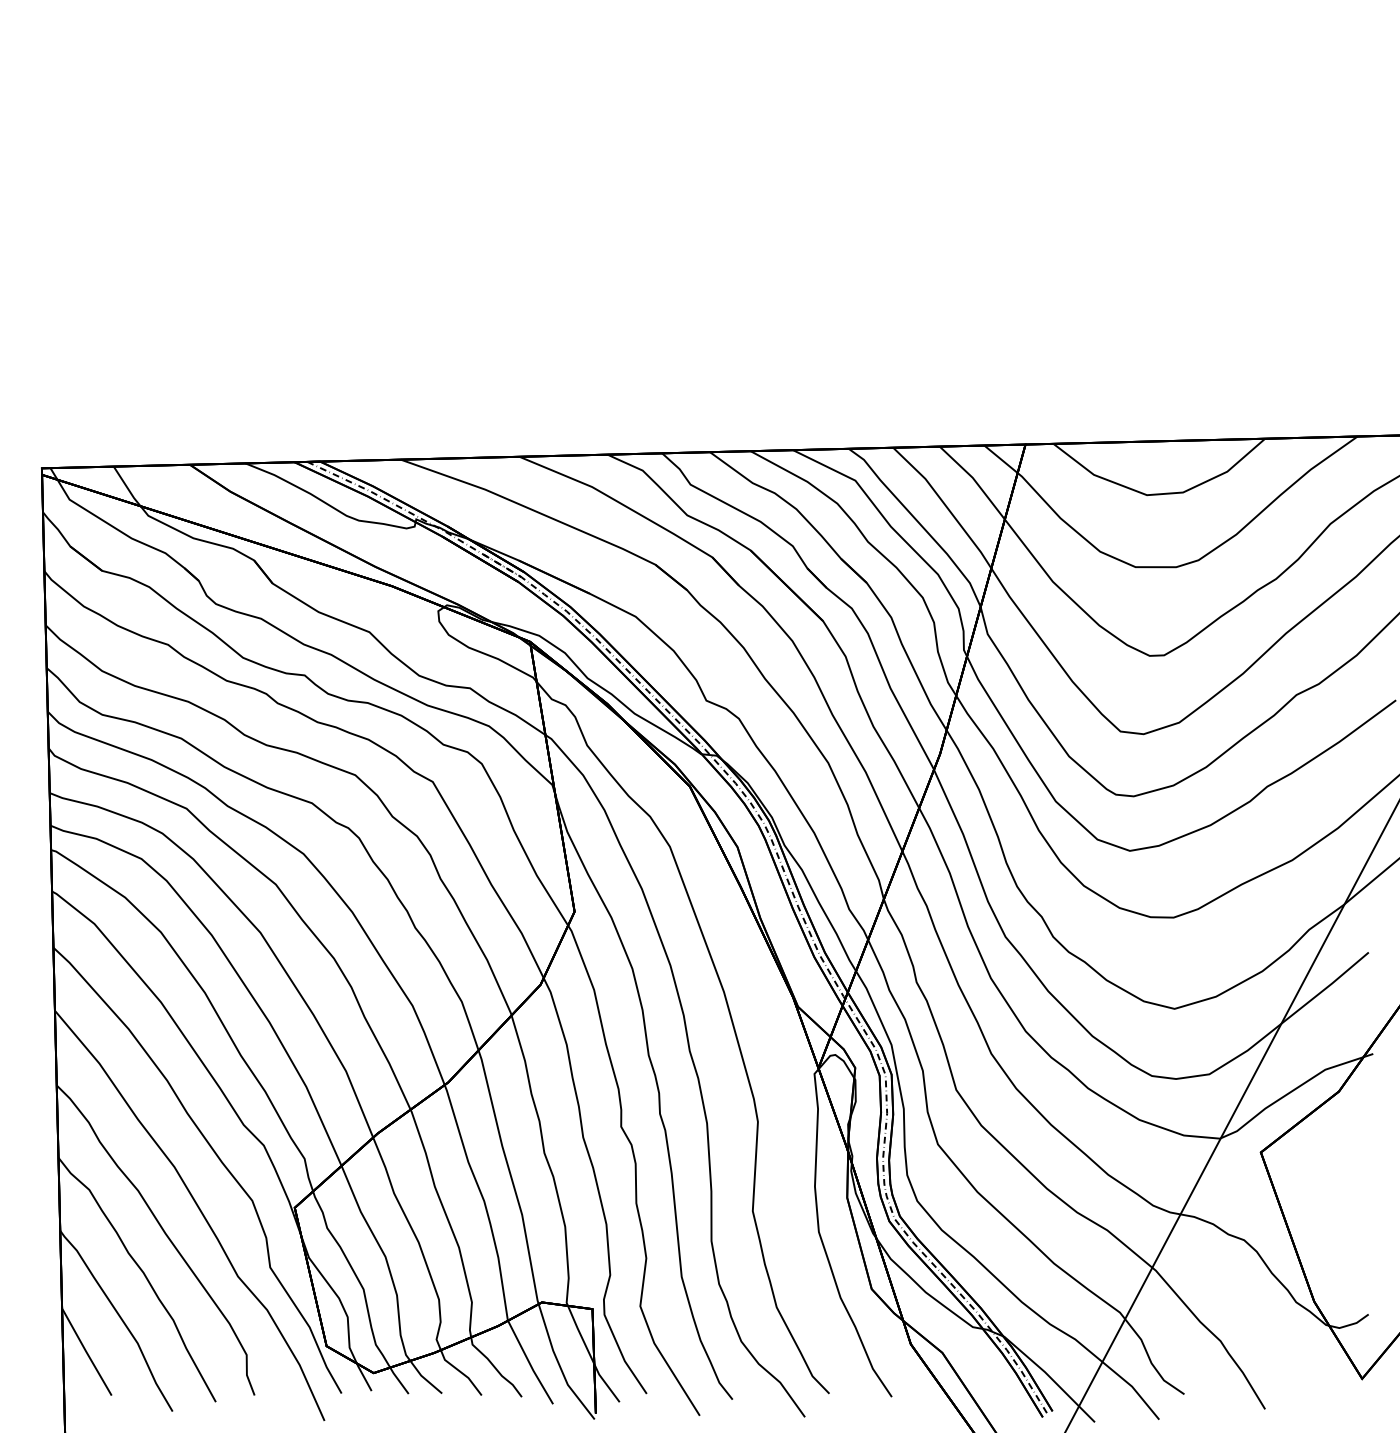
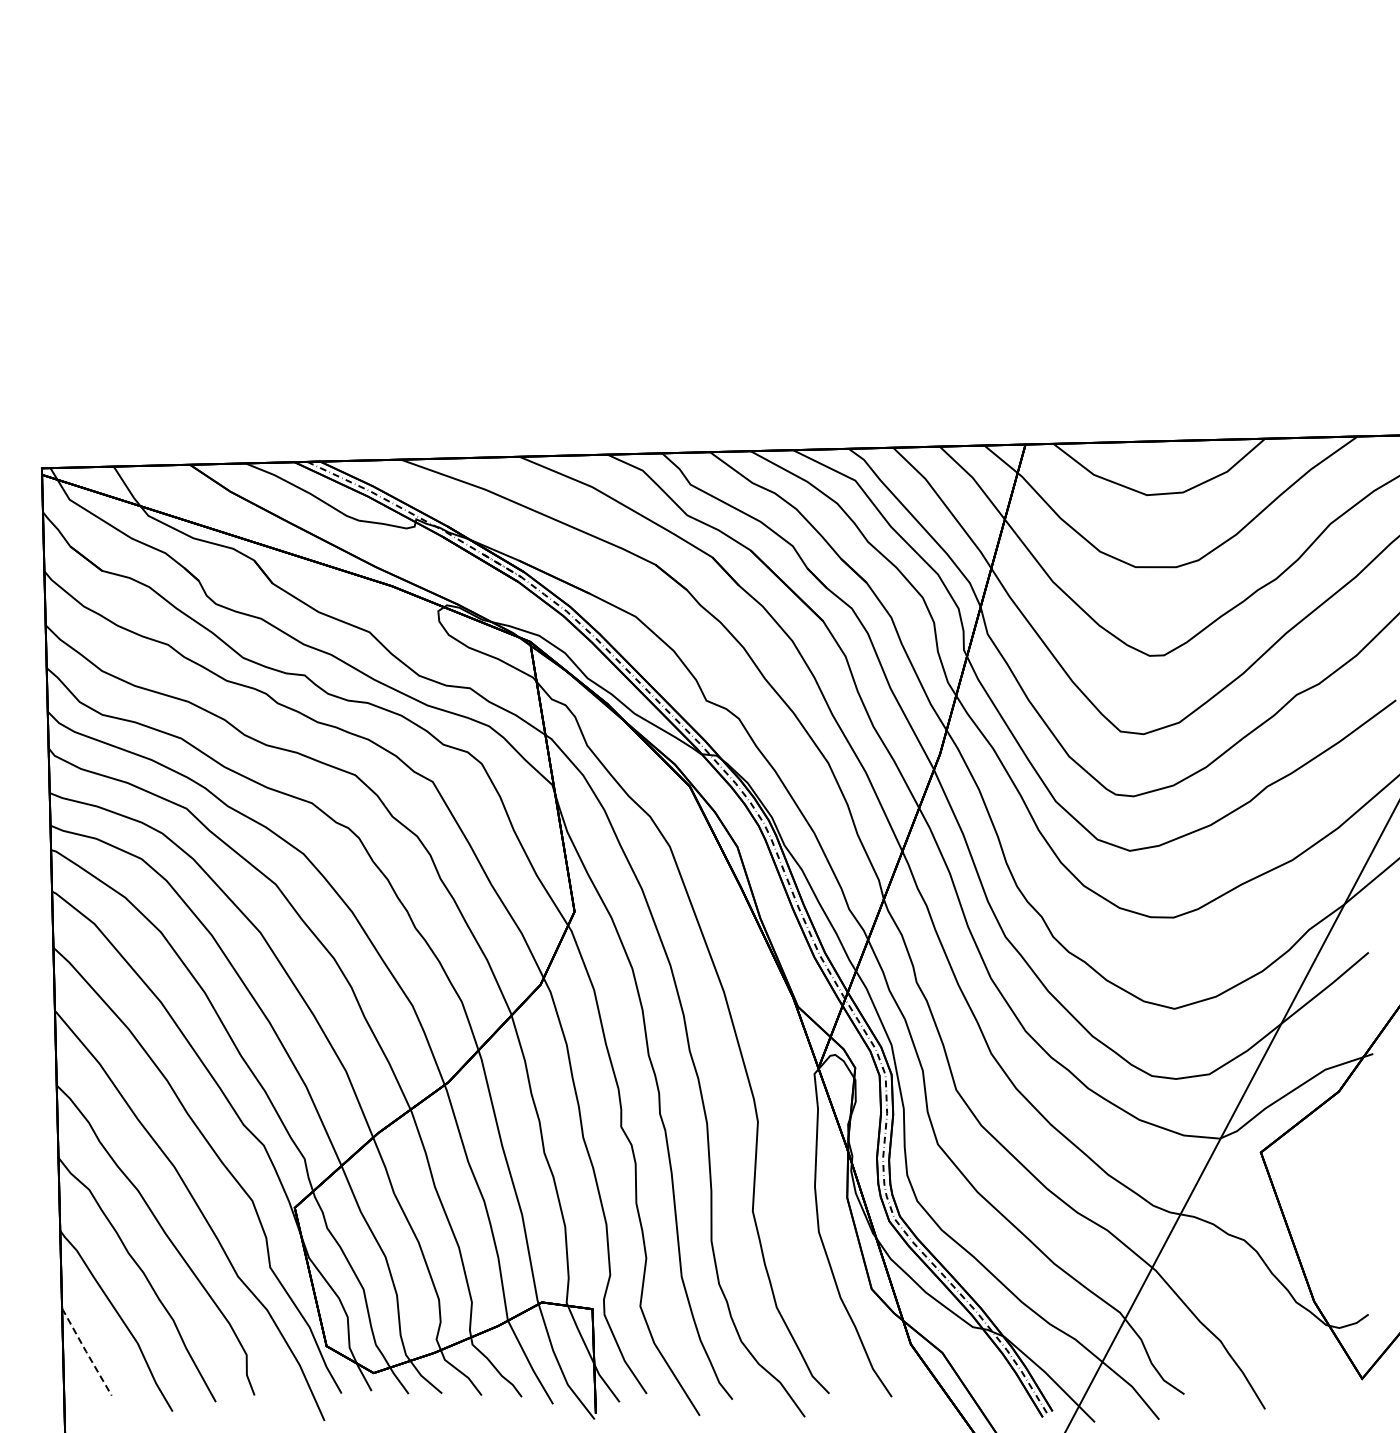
line: solid -> dashed (86, 1351)
